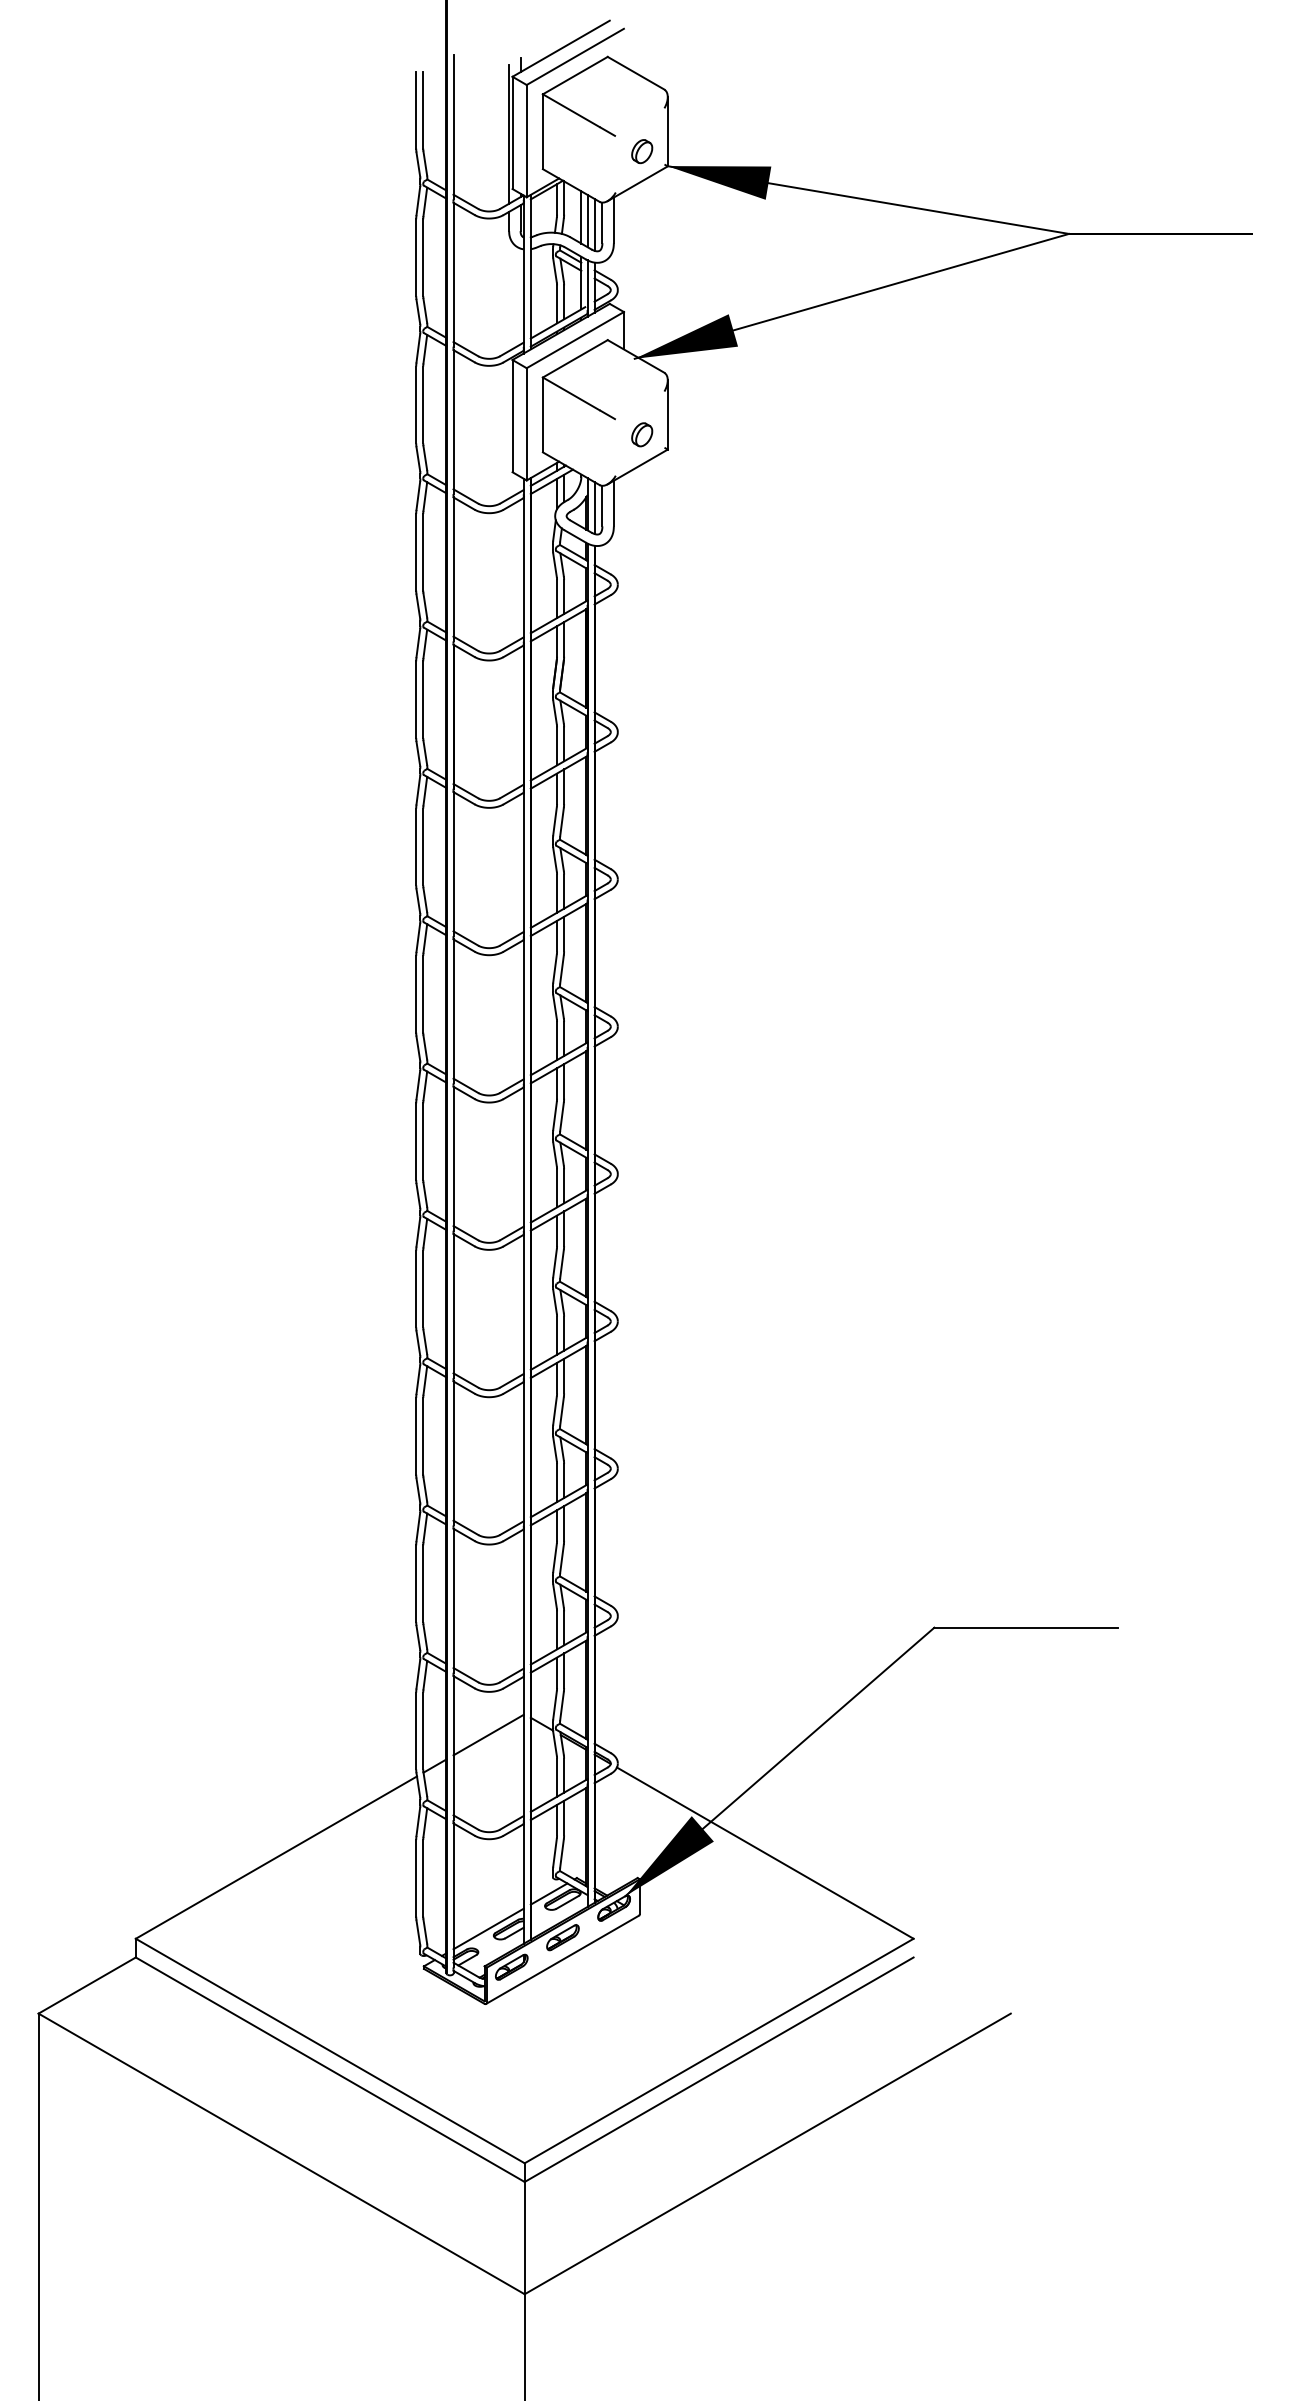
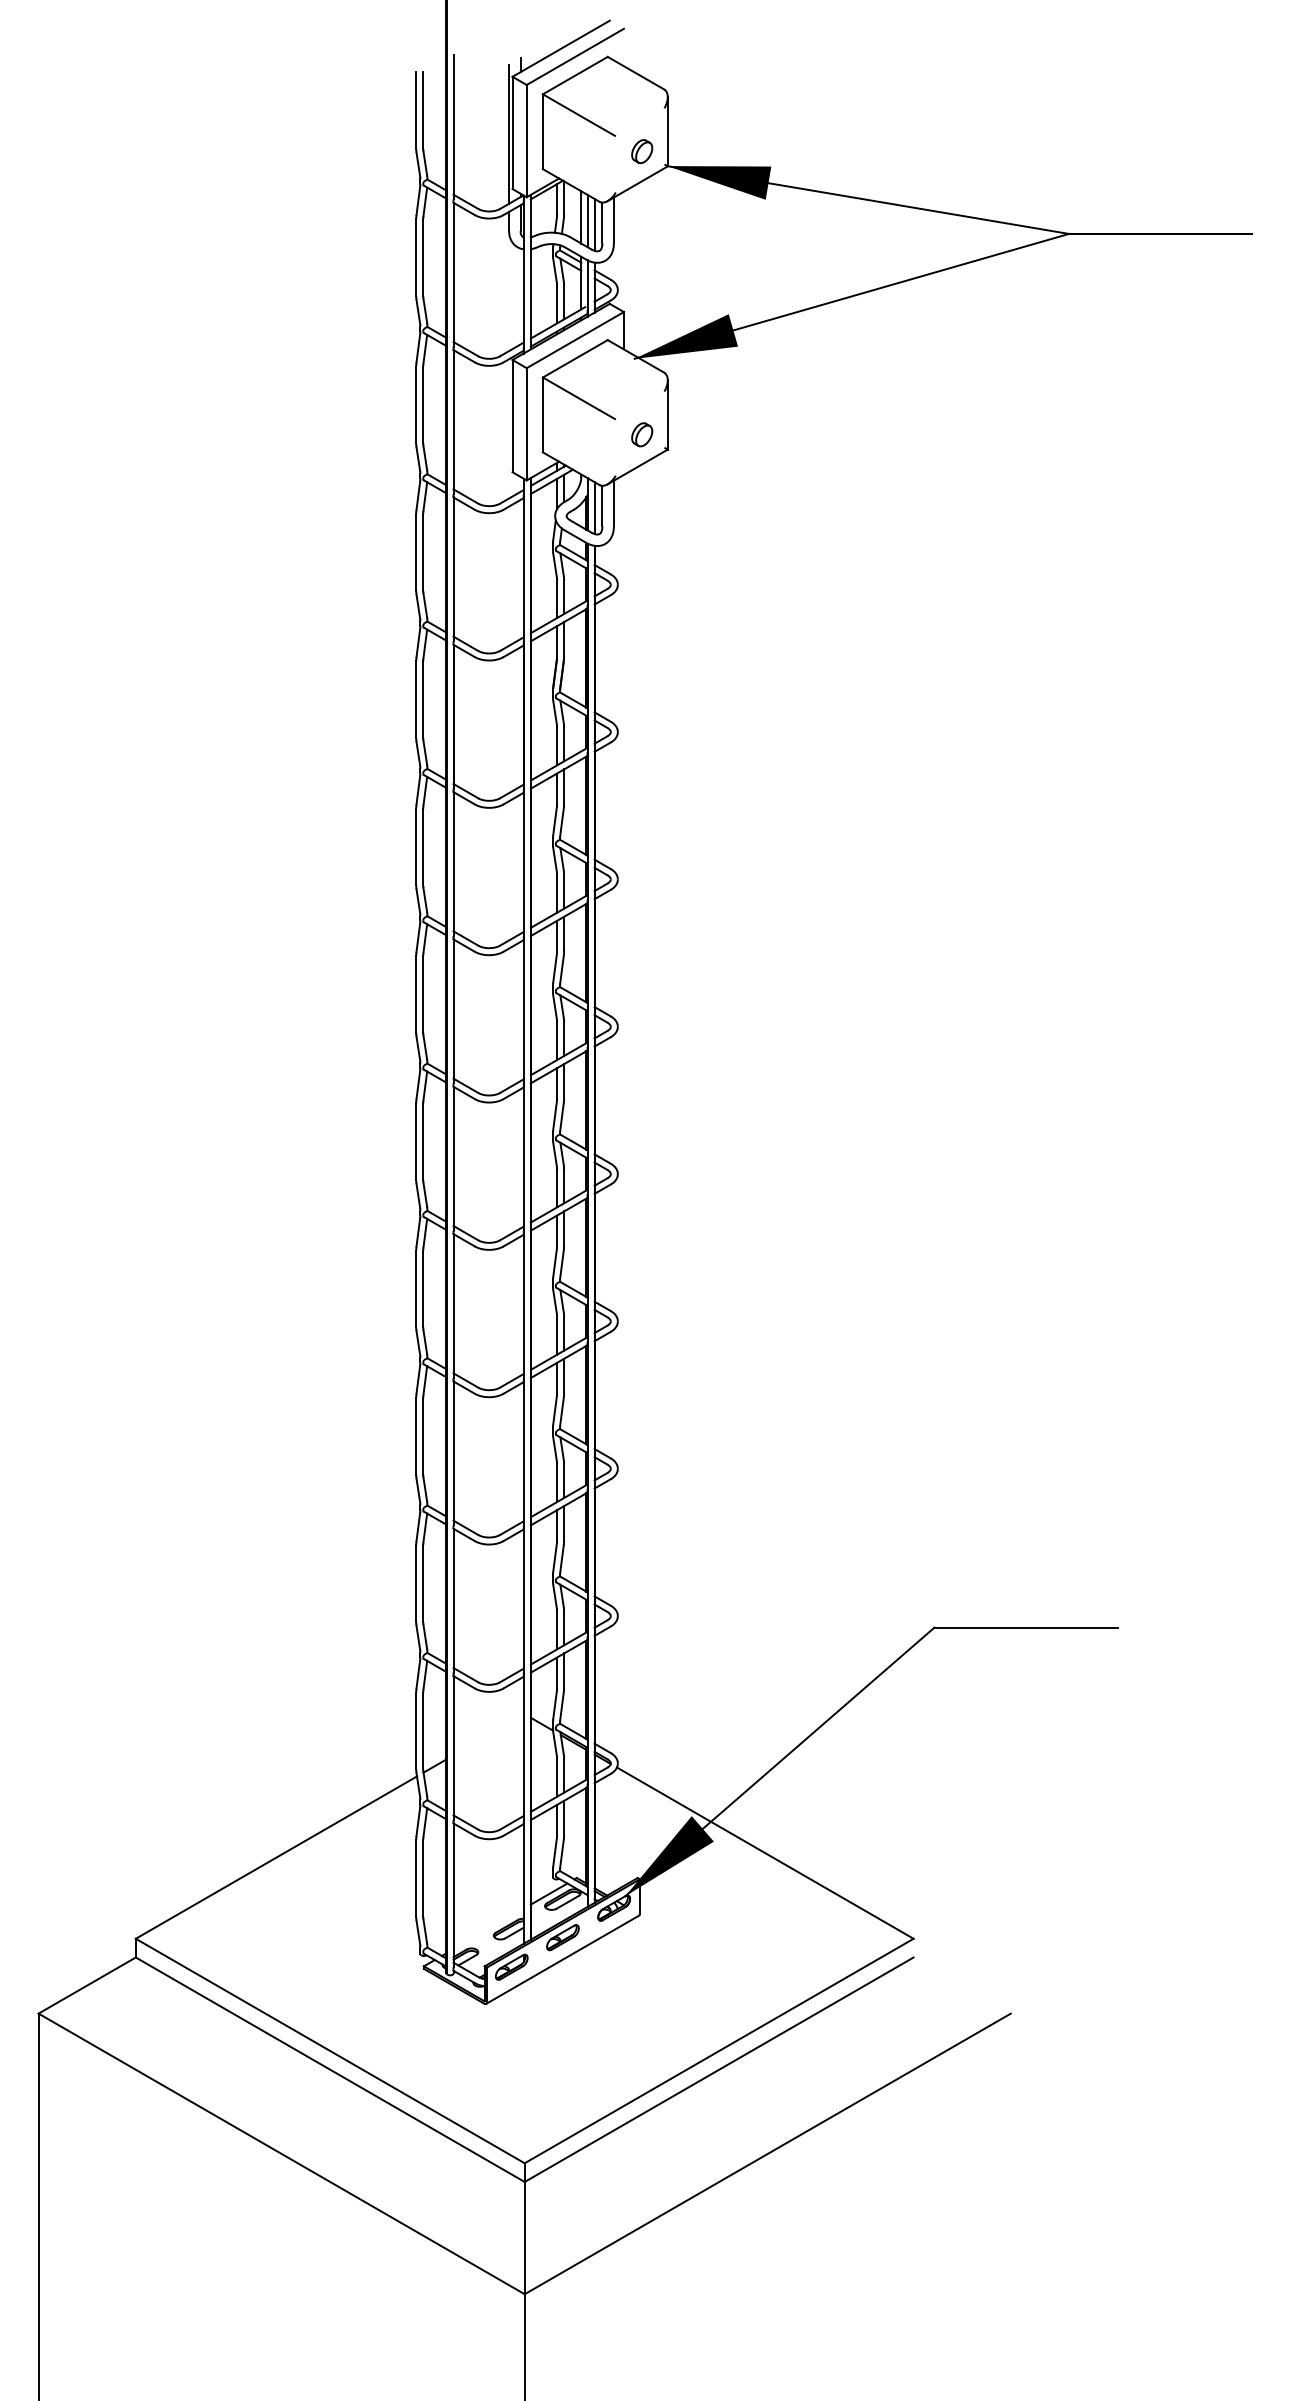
line: present -> none (488, 1734)
line: present -> none (488, 1928)
